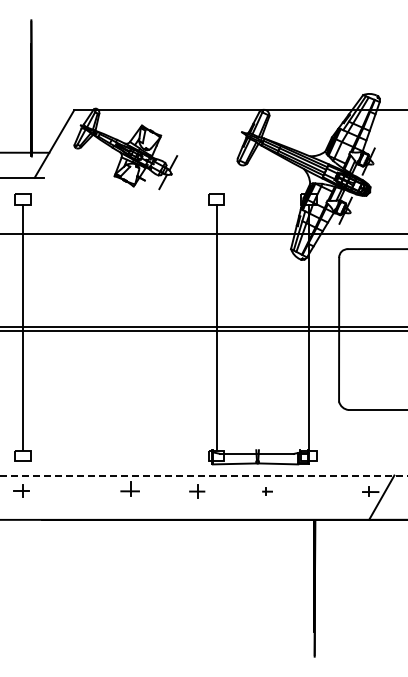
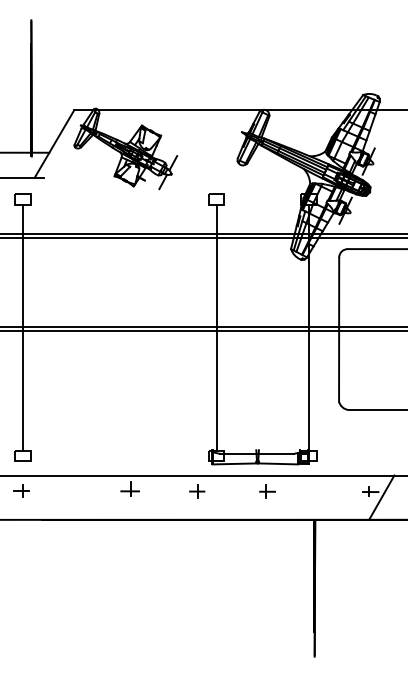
line: none -> present (203, 238)
line: dashed -> solid (203, 475)
part size: 11x9 px -> 17x15 px (267, 491)
